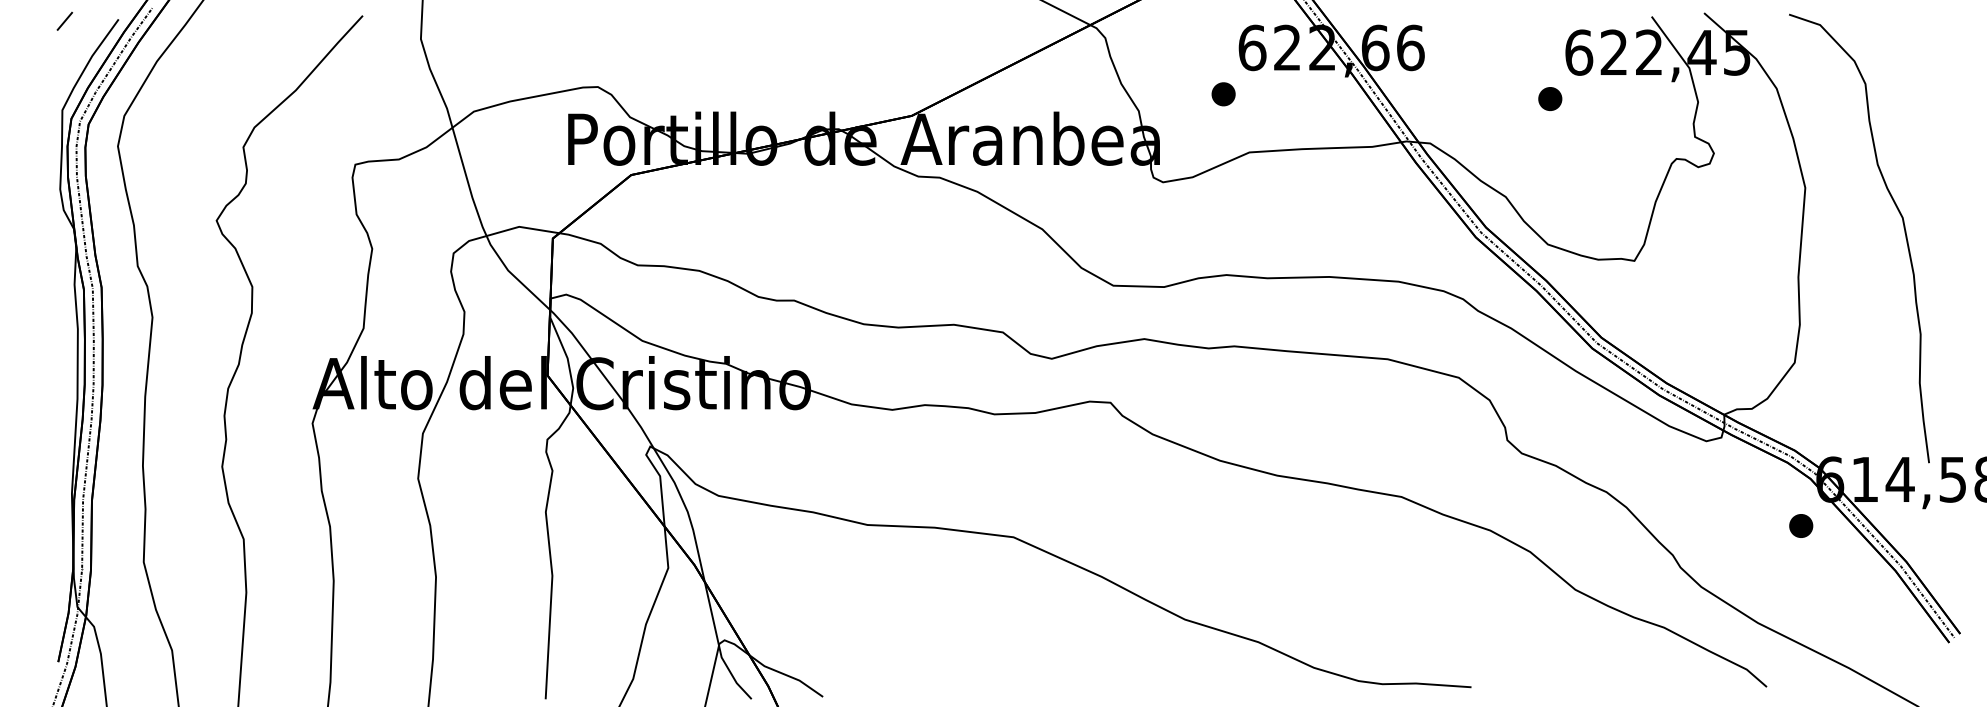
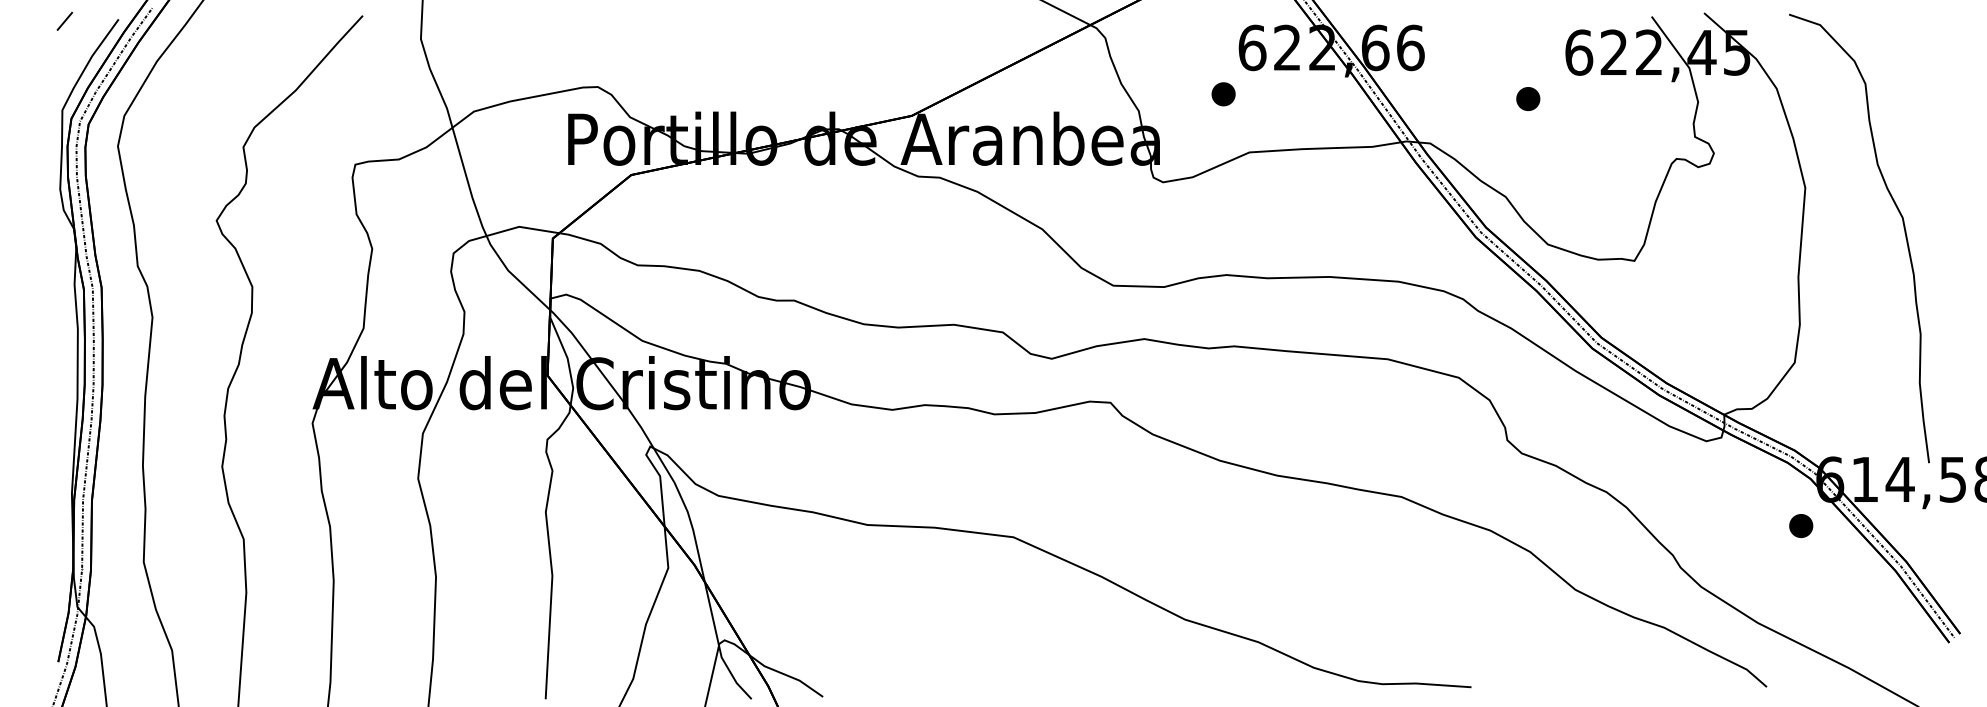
part position: (1550, 98) -> (1528, 98) (1528, 98)
